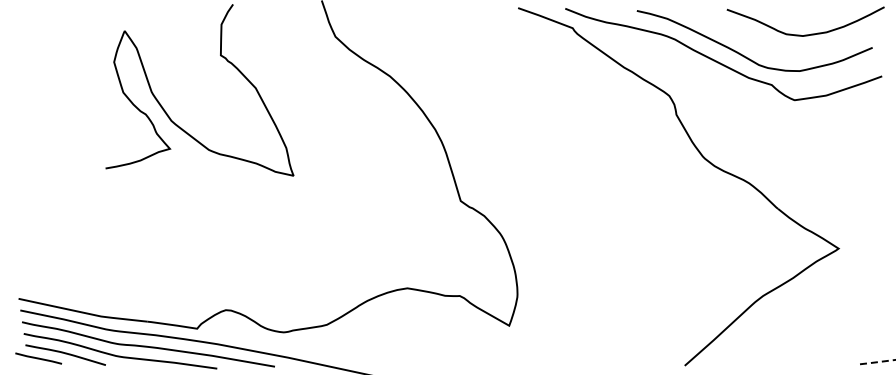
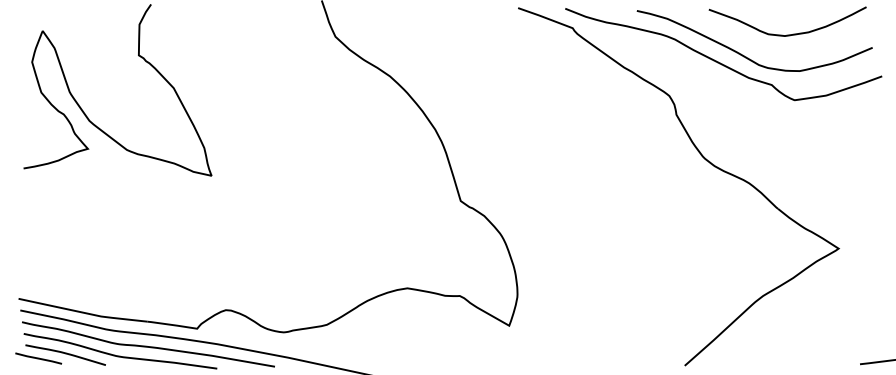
curve position: (805, 34) -> (787, 34) (787, 34)
curve position: (168, 114) -> (86, 114) (86, 114)
line: dashed -> solid (877, 362)
